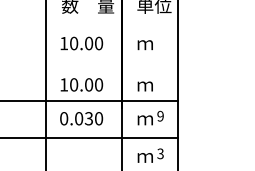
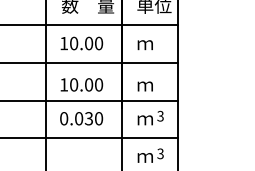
line: none -> present (90, 25)
line: none -> present (90, 62)
text: 9 -> 3 (160, 116)
